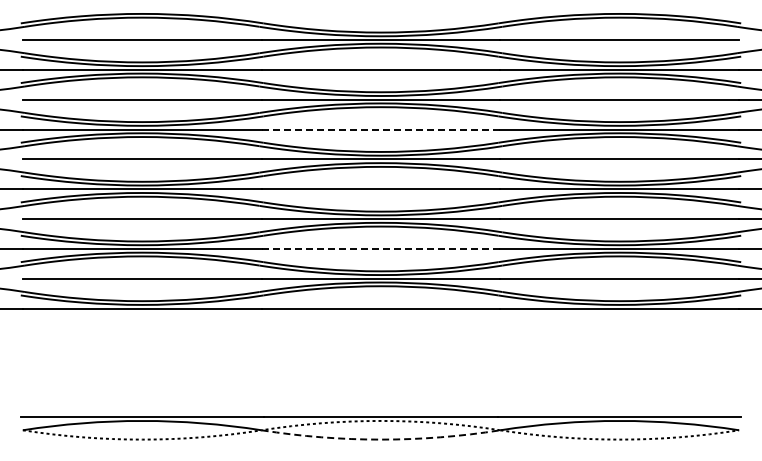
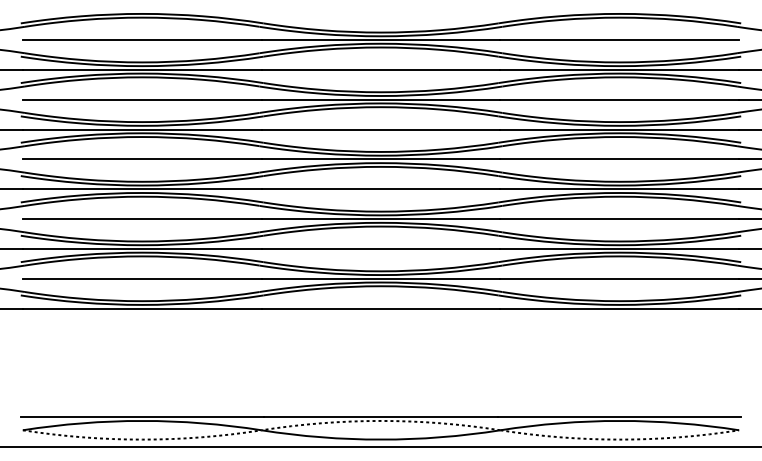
line: dashed -> solid (381, 129)
line: dashed -> solid (381, 248)
arc: dashed -> solid (380, 439)
line: none -> present (380, 447)
